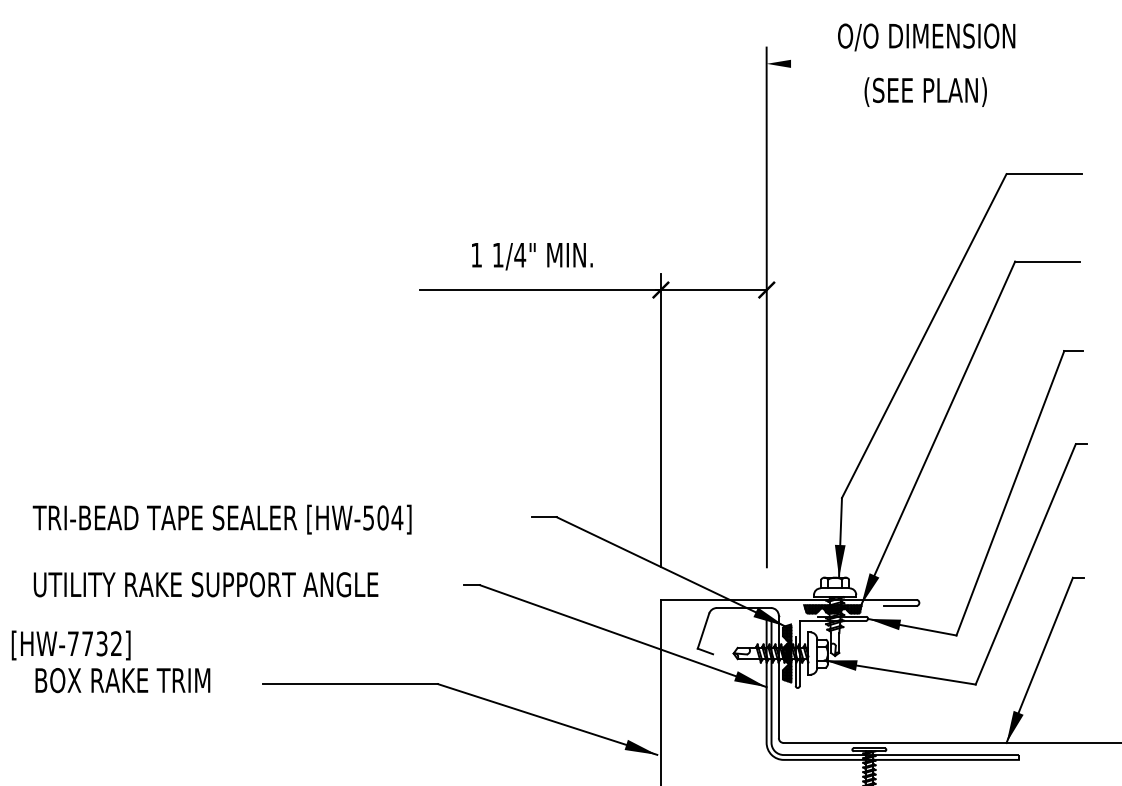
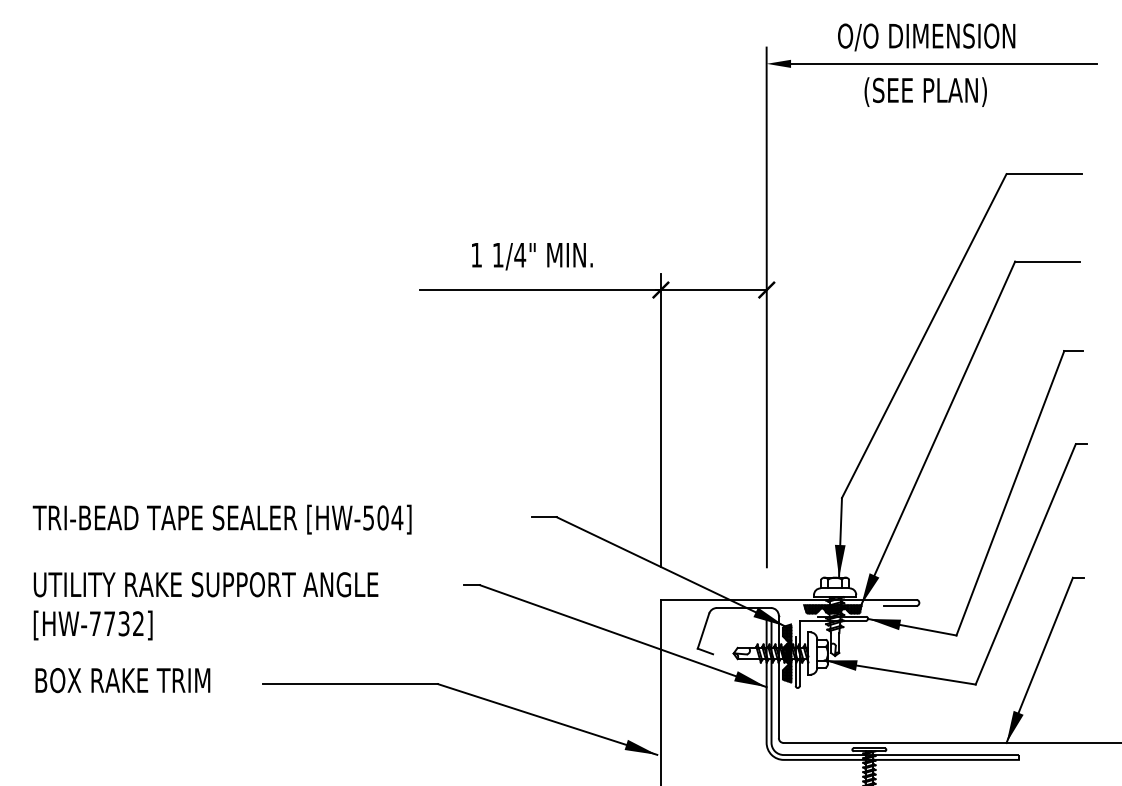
line: none -> present (943, 63)
text position: (70, 645) -> (92, 625) (92, 625)
